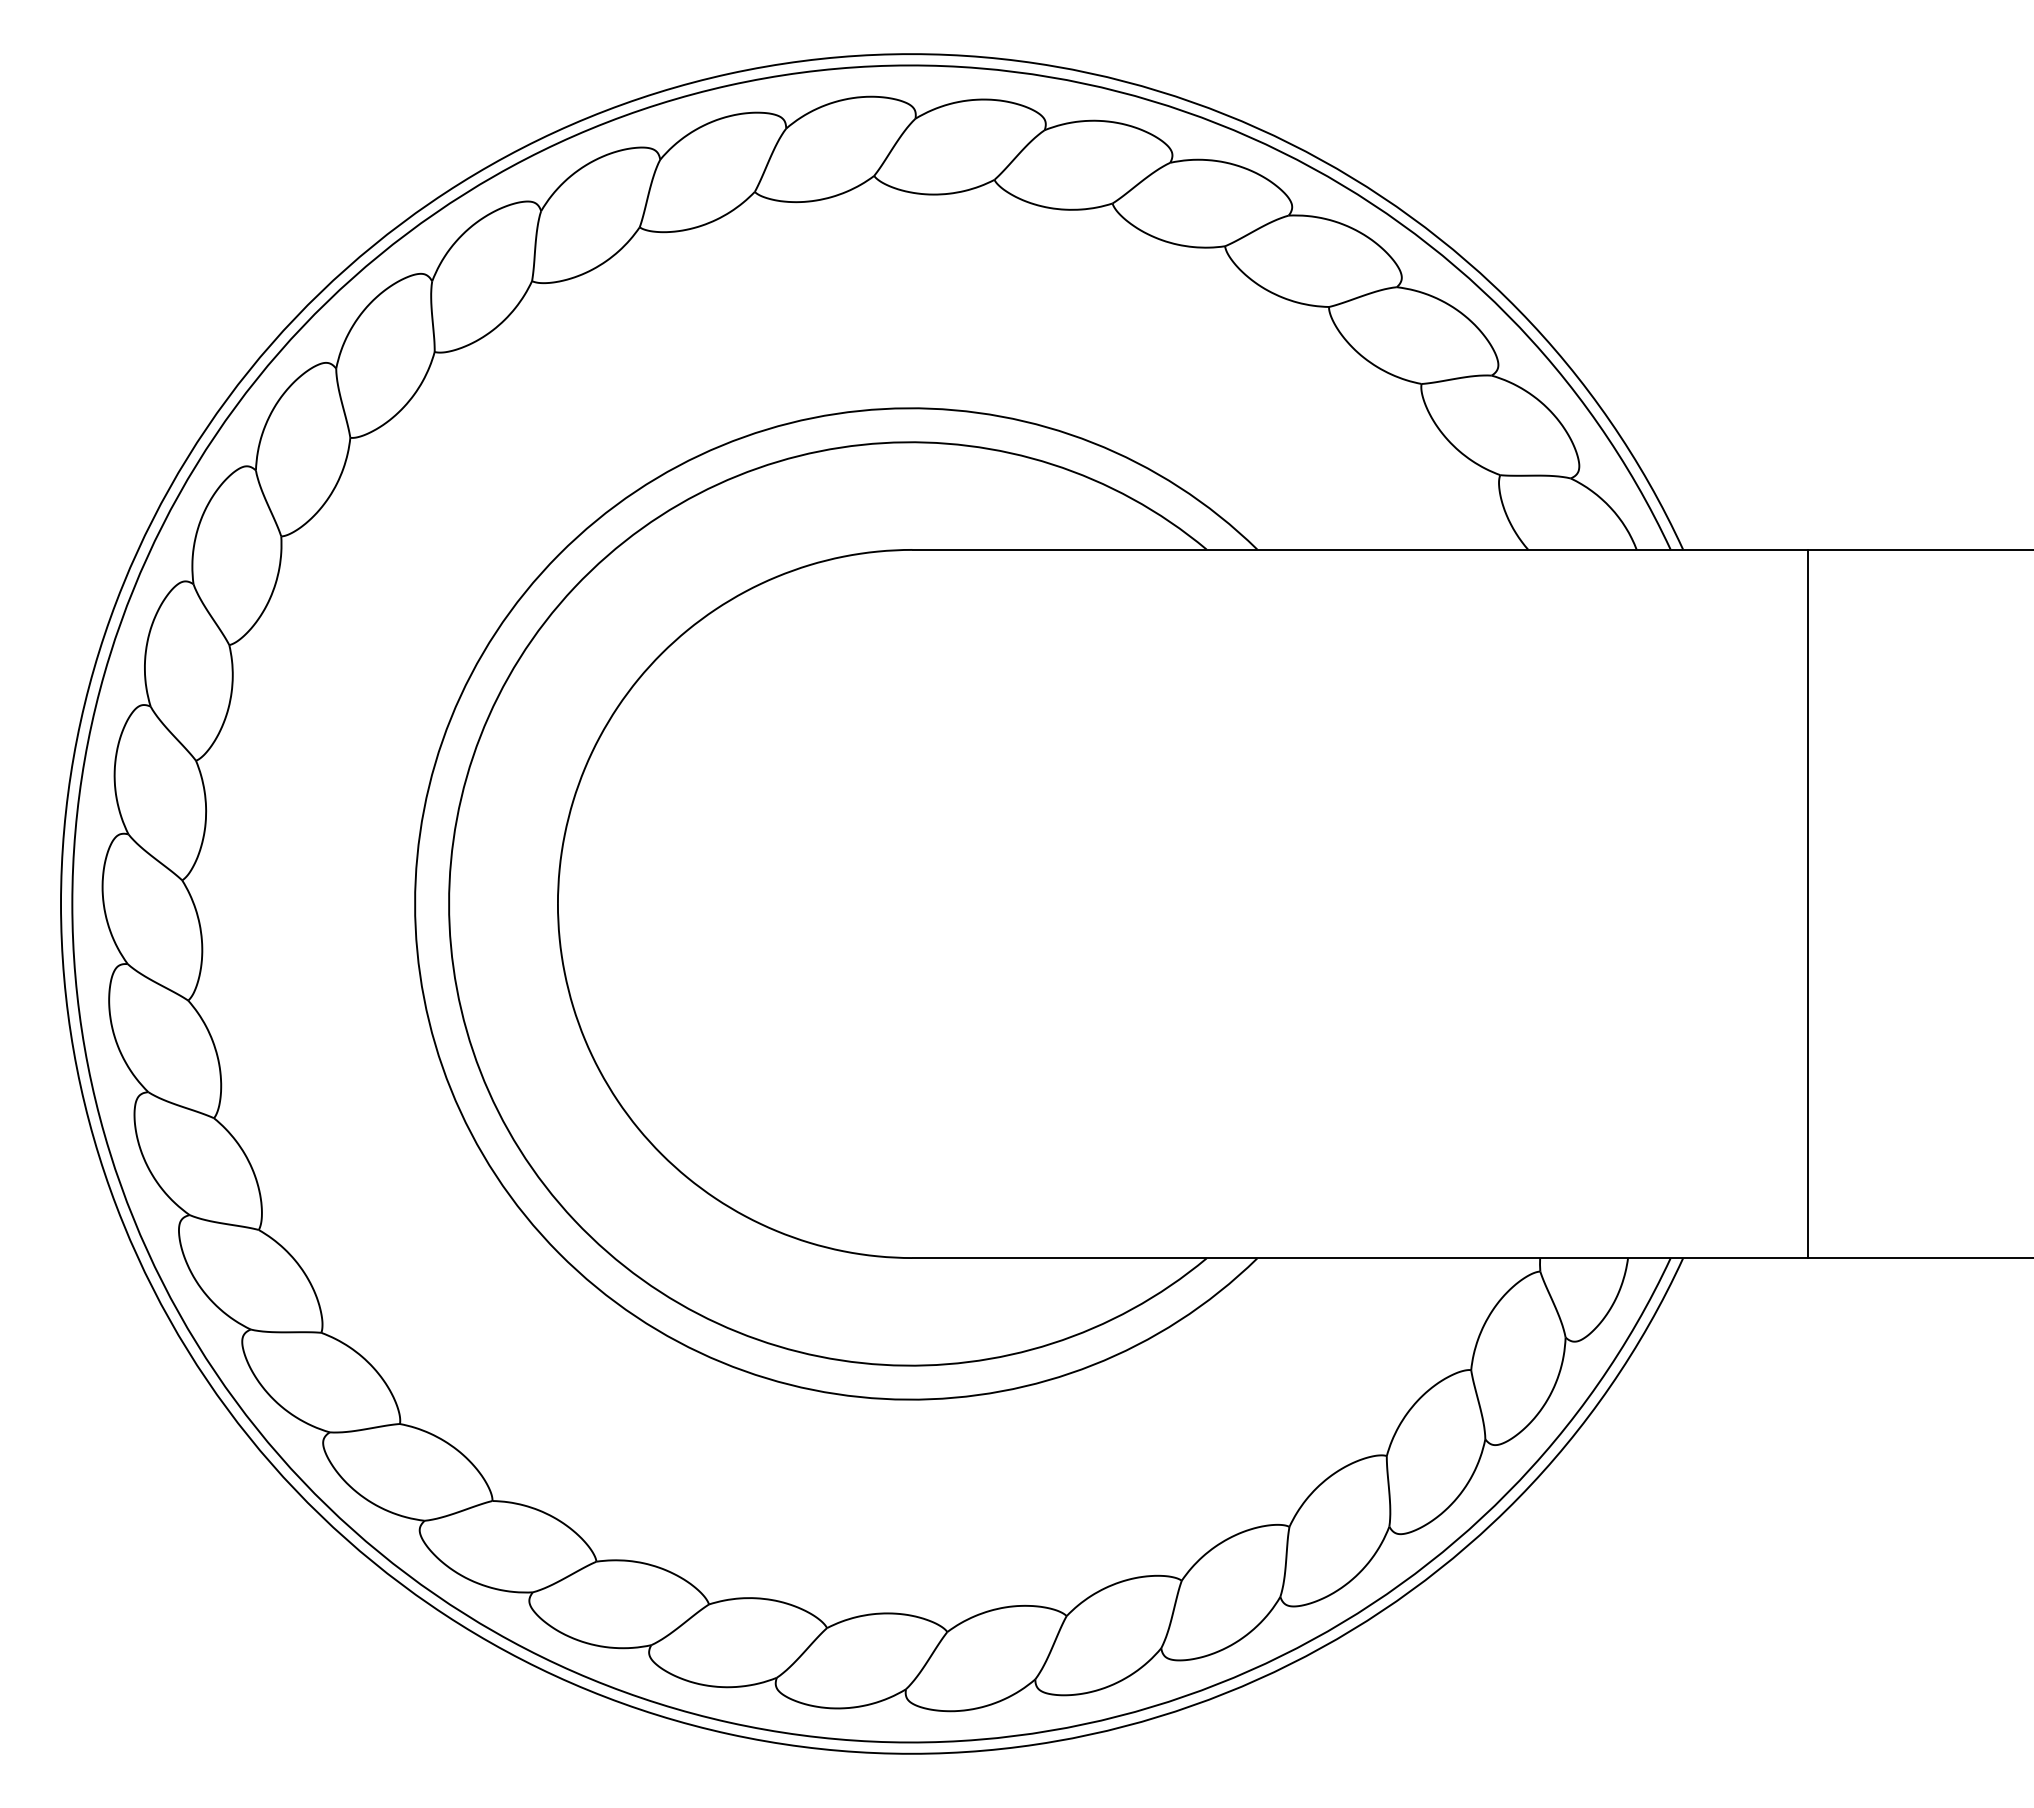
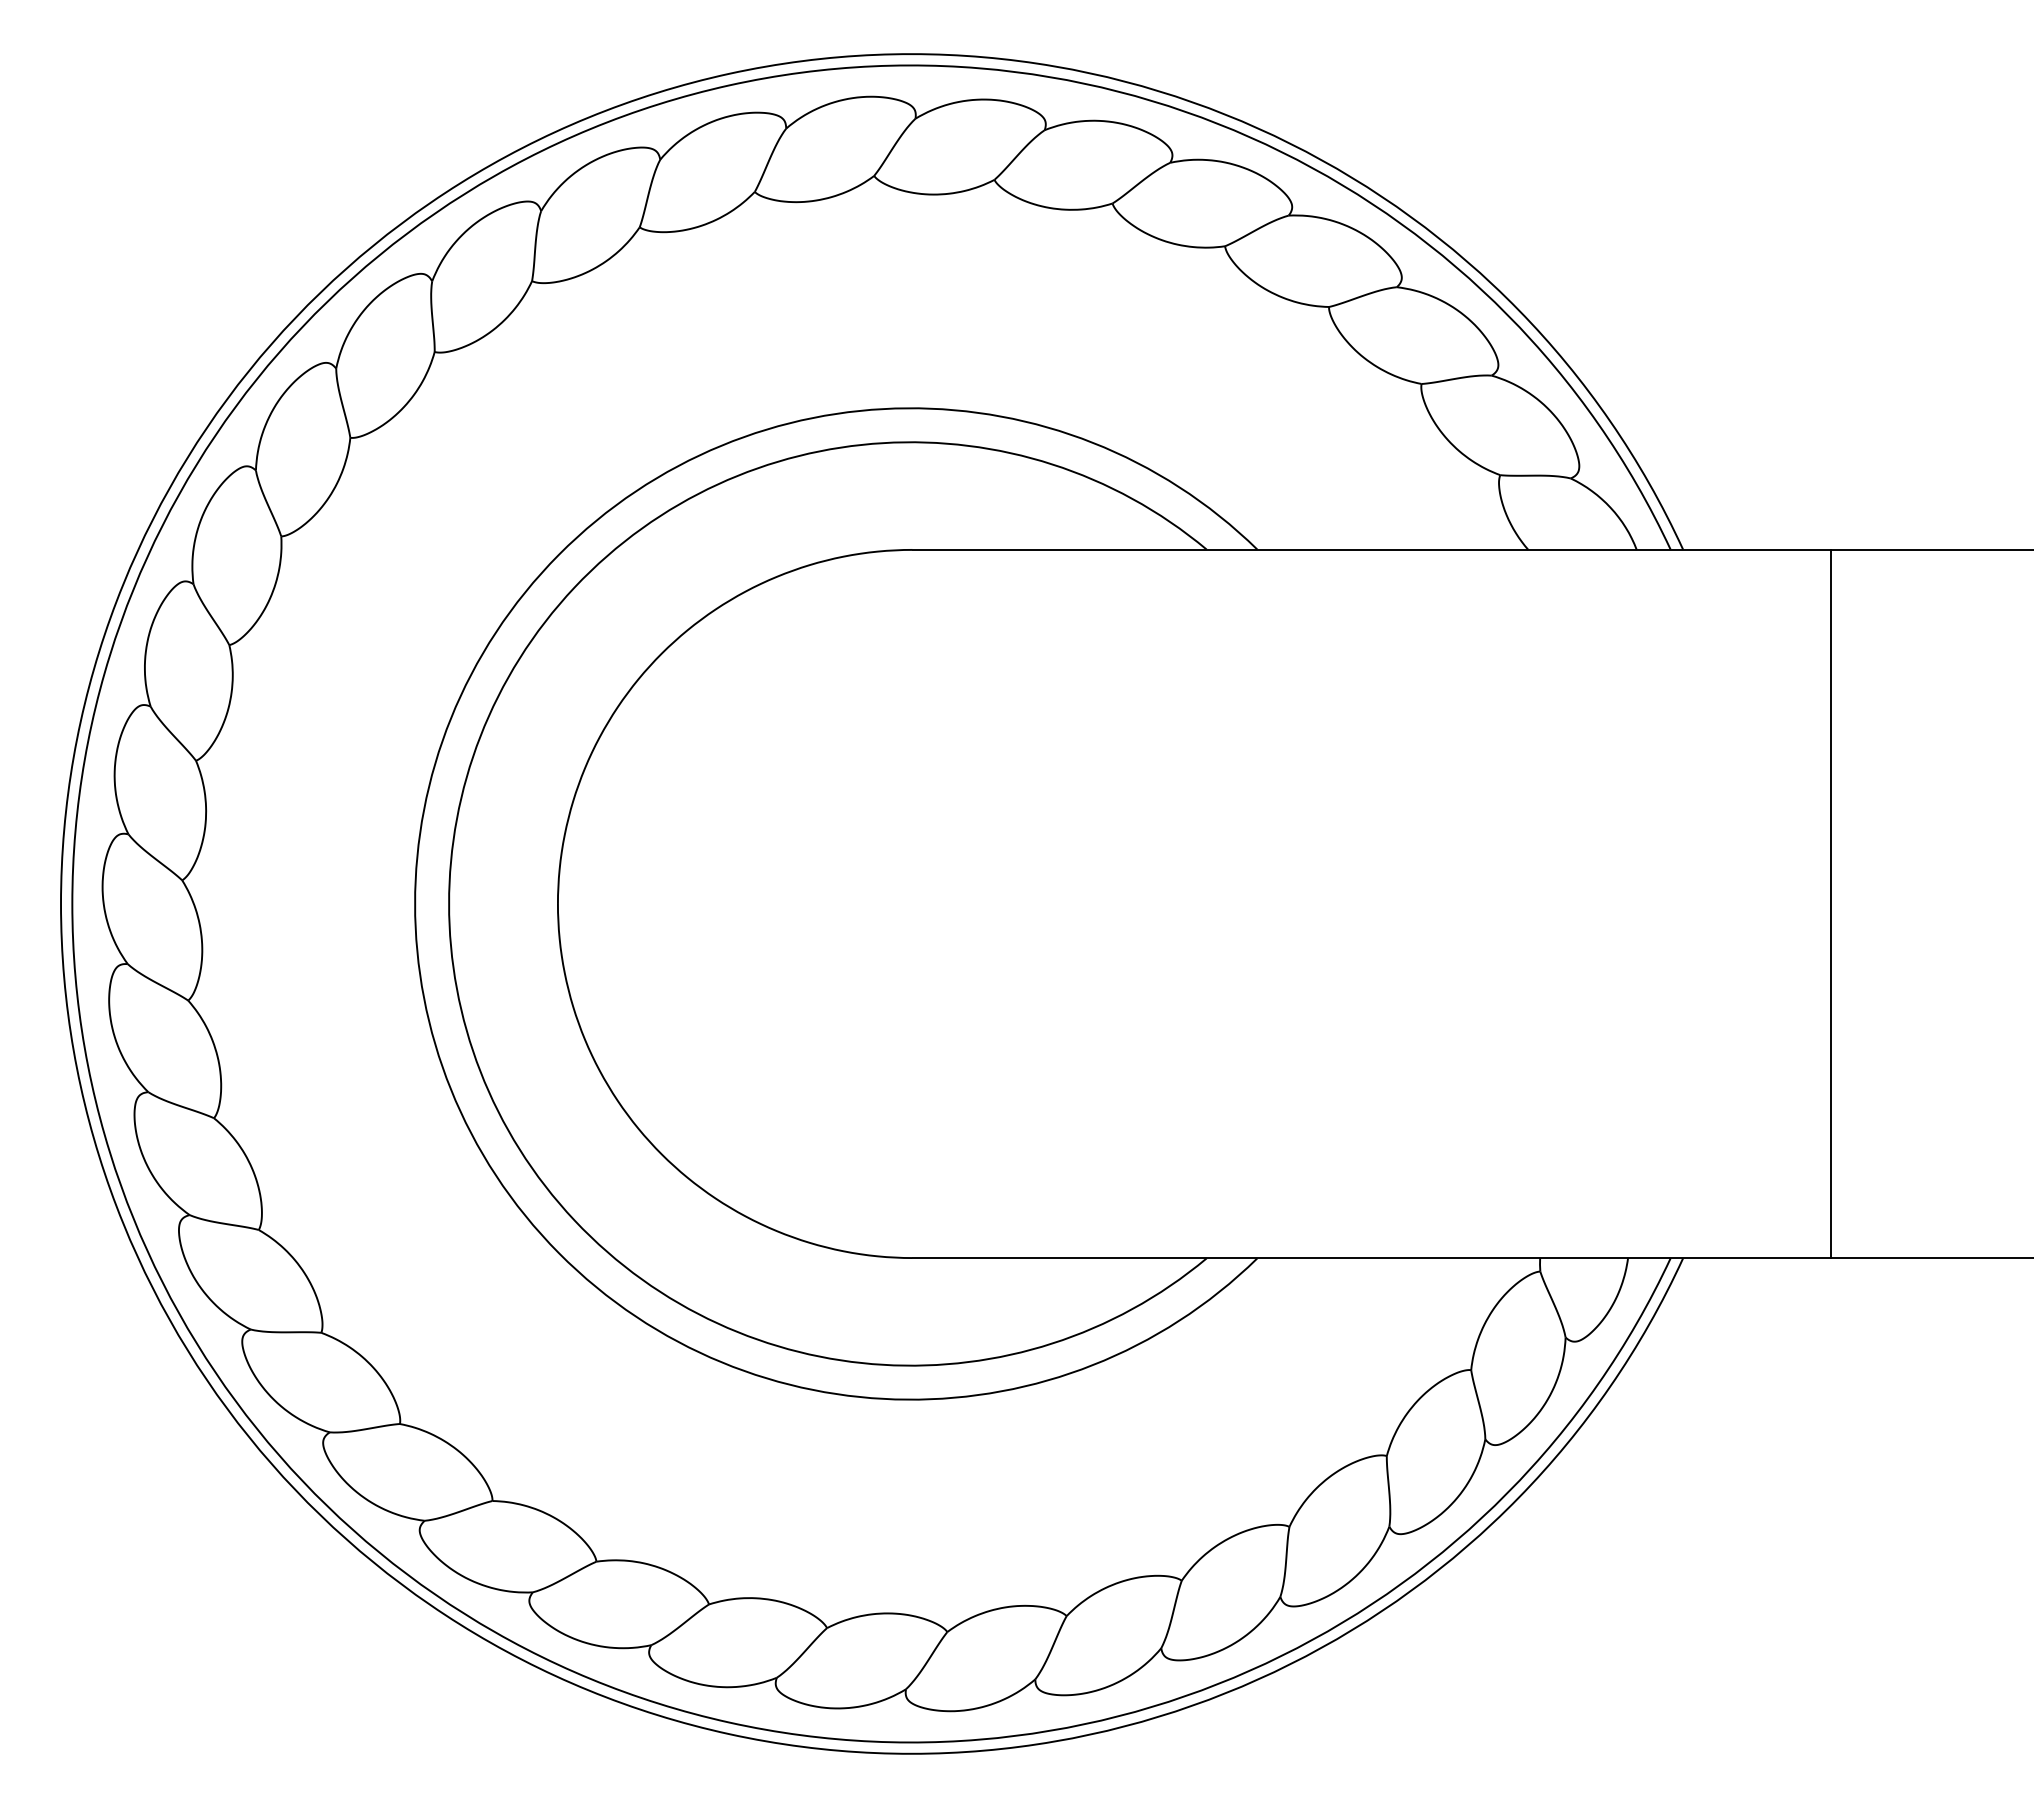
line position: (1808, 903) -> (1831, 903) (1831, 903)
